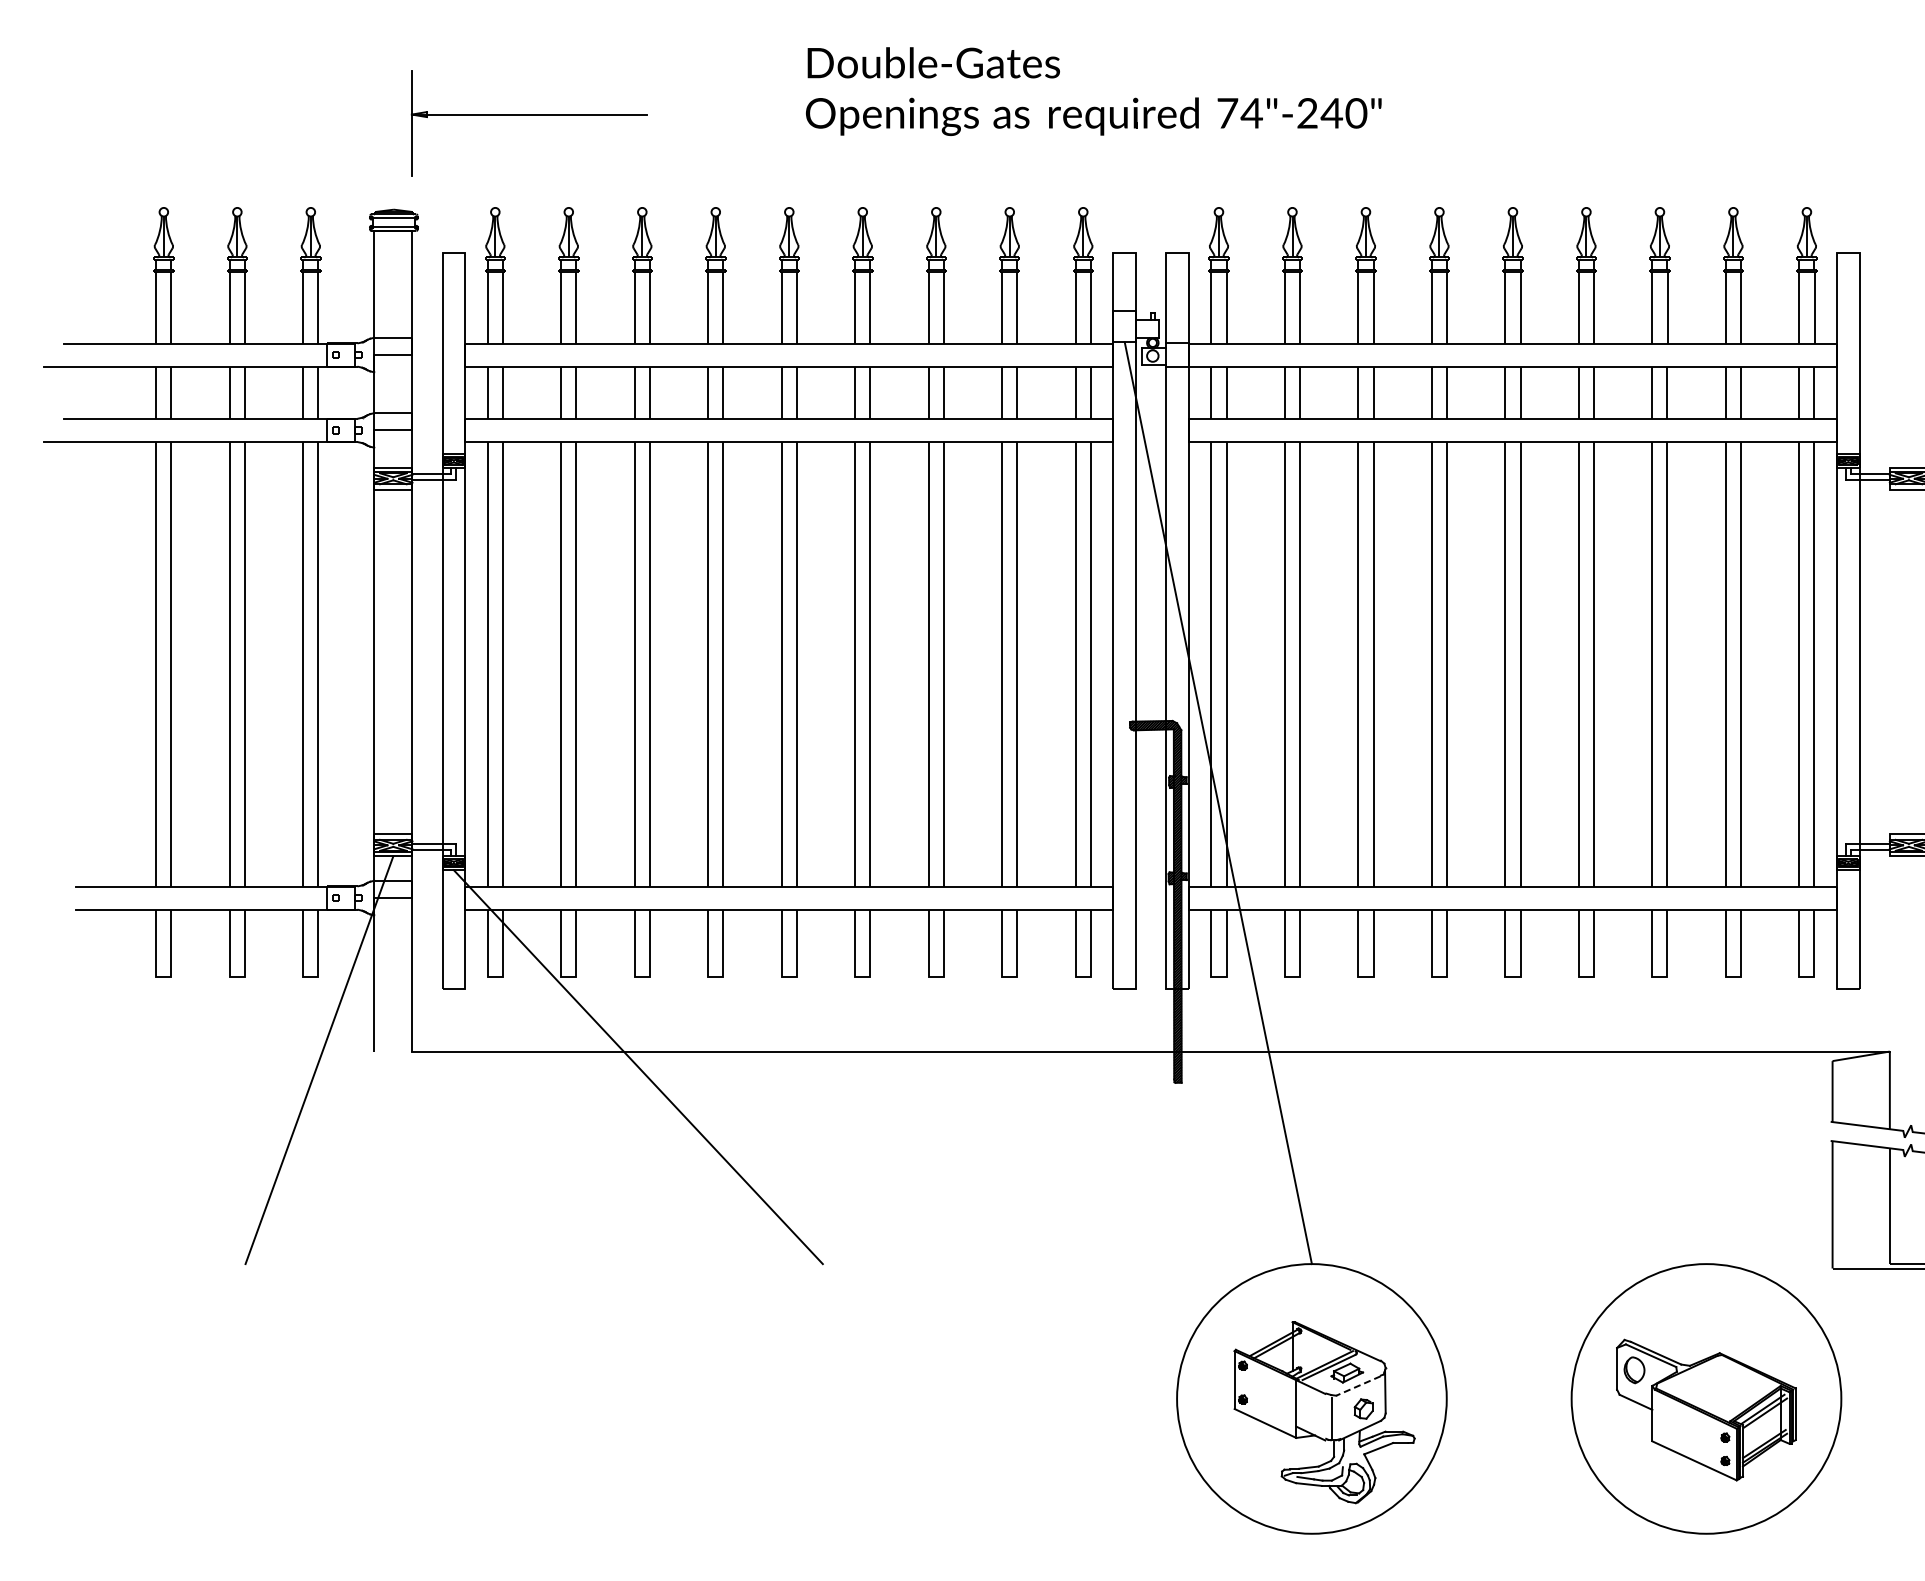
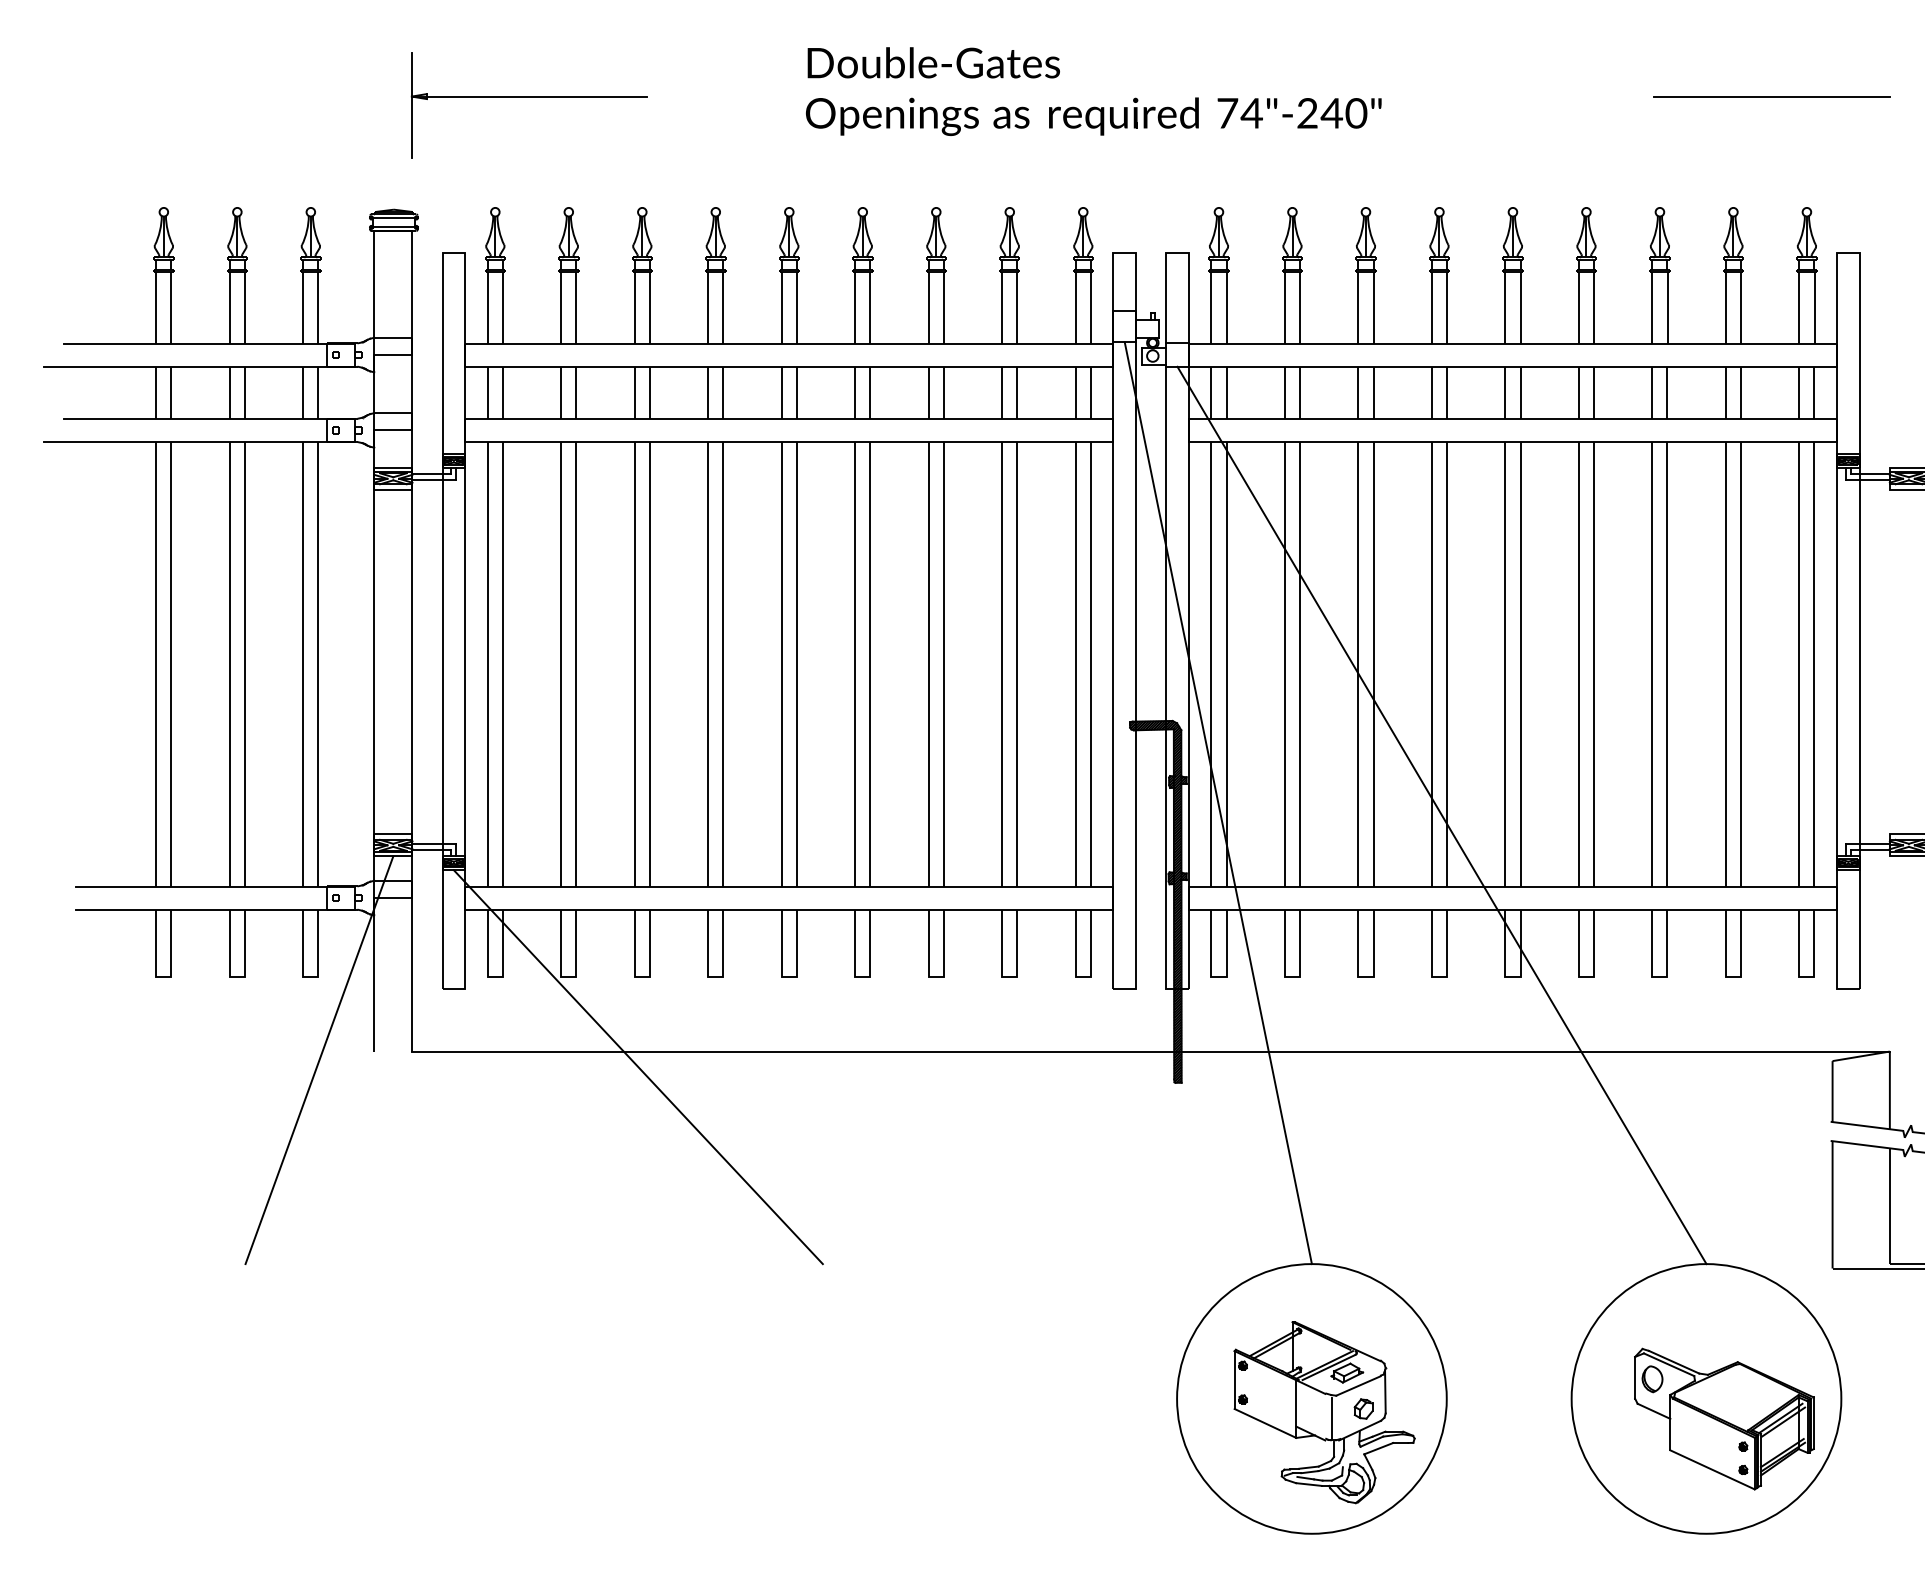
line: none -> present (1771, 96)
part position: (528, 115) -> (528, 97) (528, 97)
line: none -> present (1441, 815)
line: dashed -> solid (1358, 1386)
part position: (1706, 1409) -> (1724, 1418) (1724, 1418)
